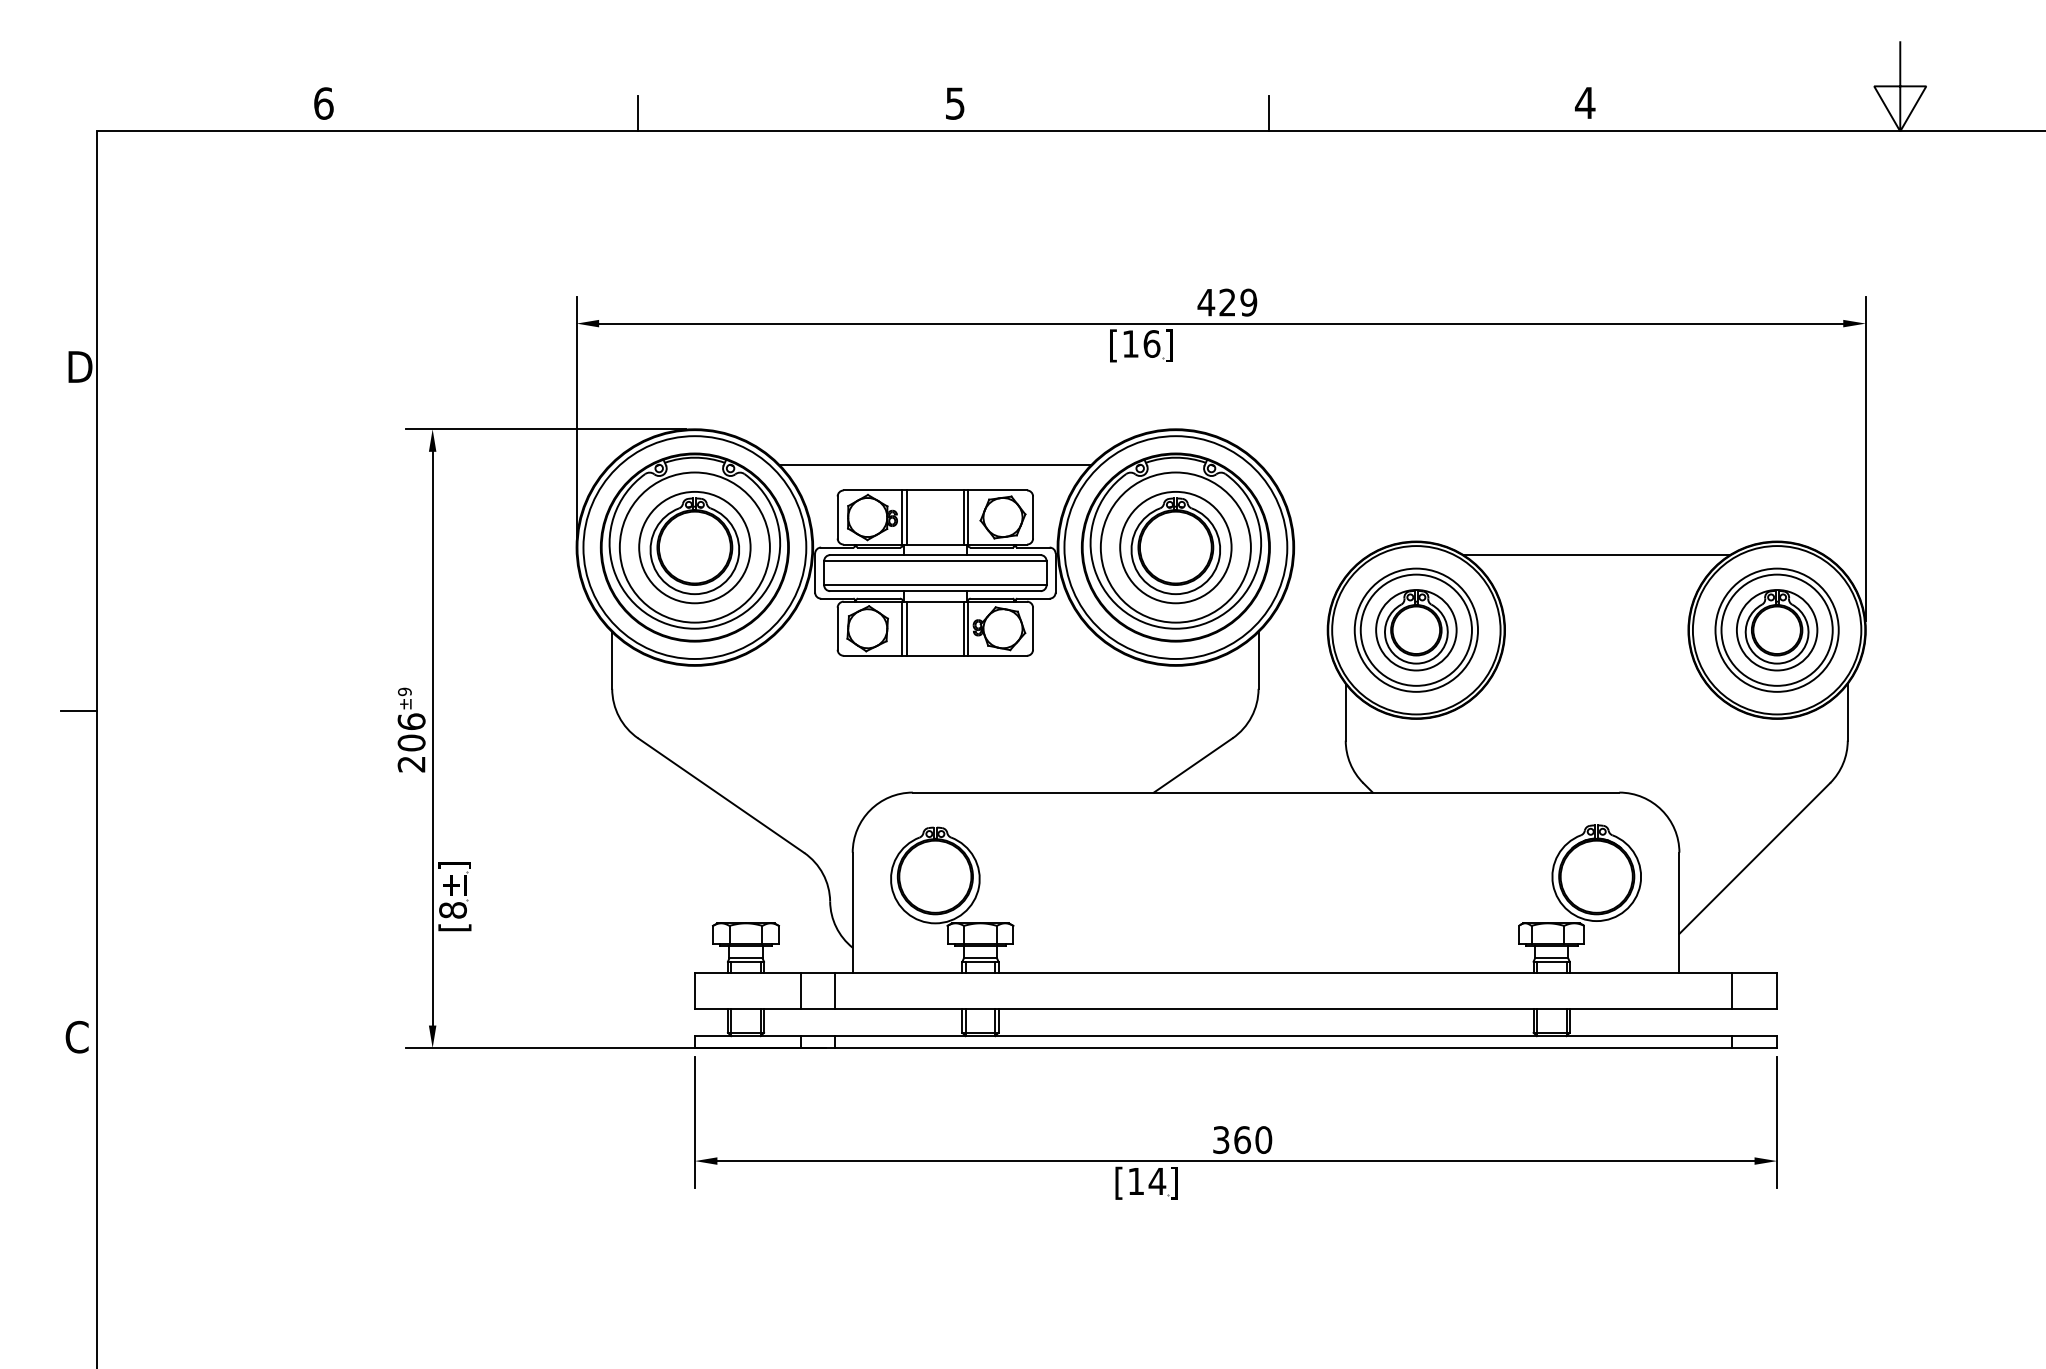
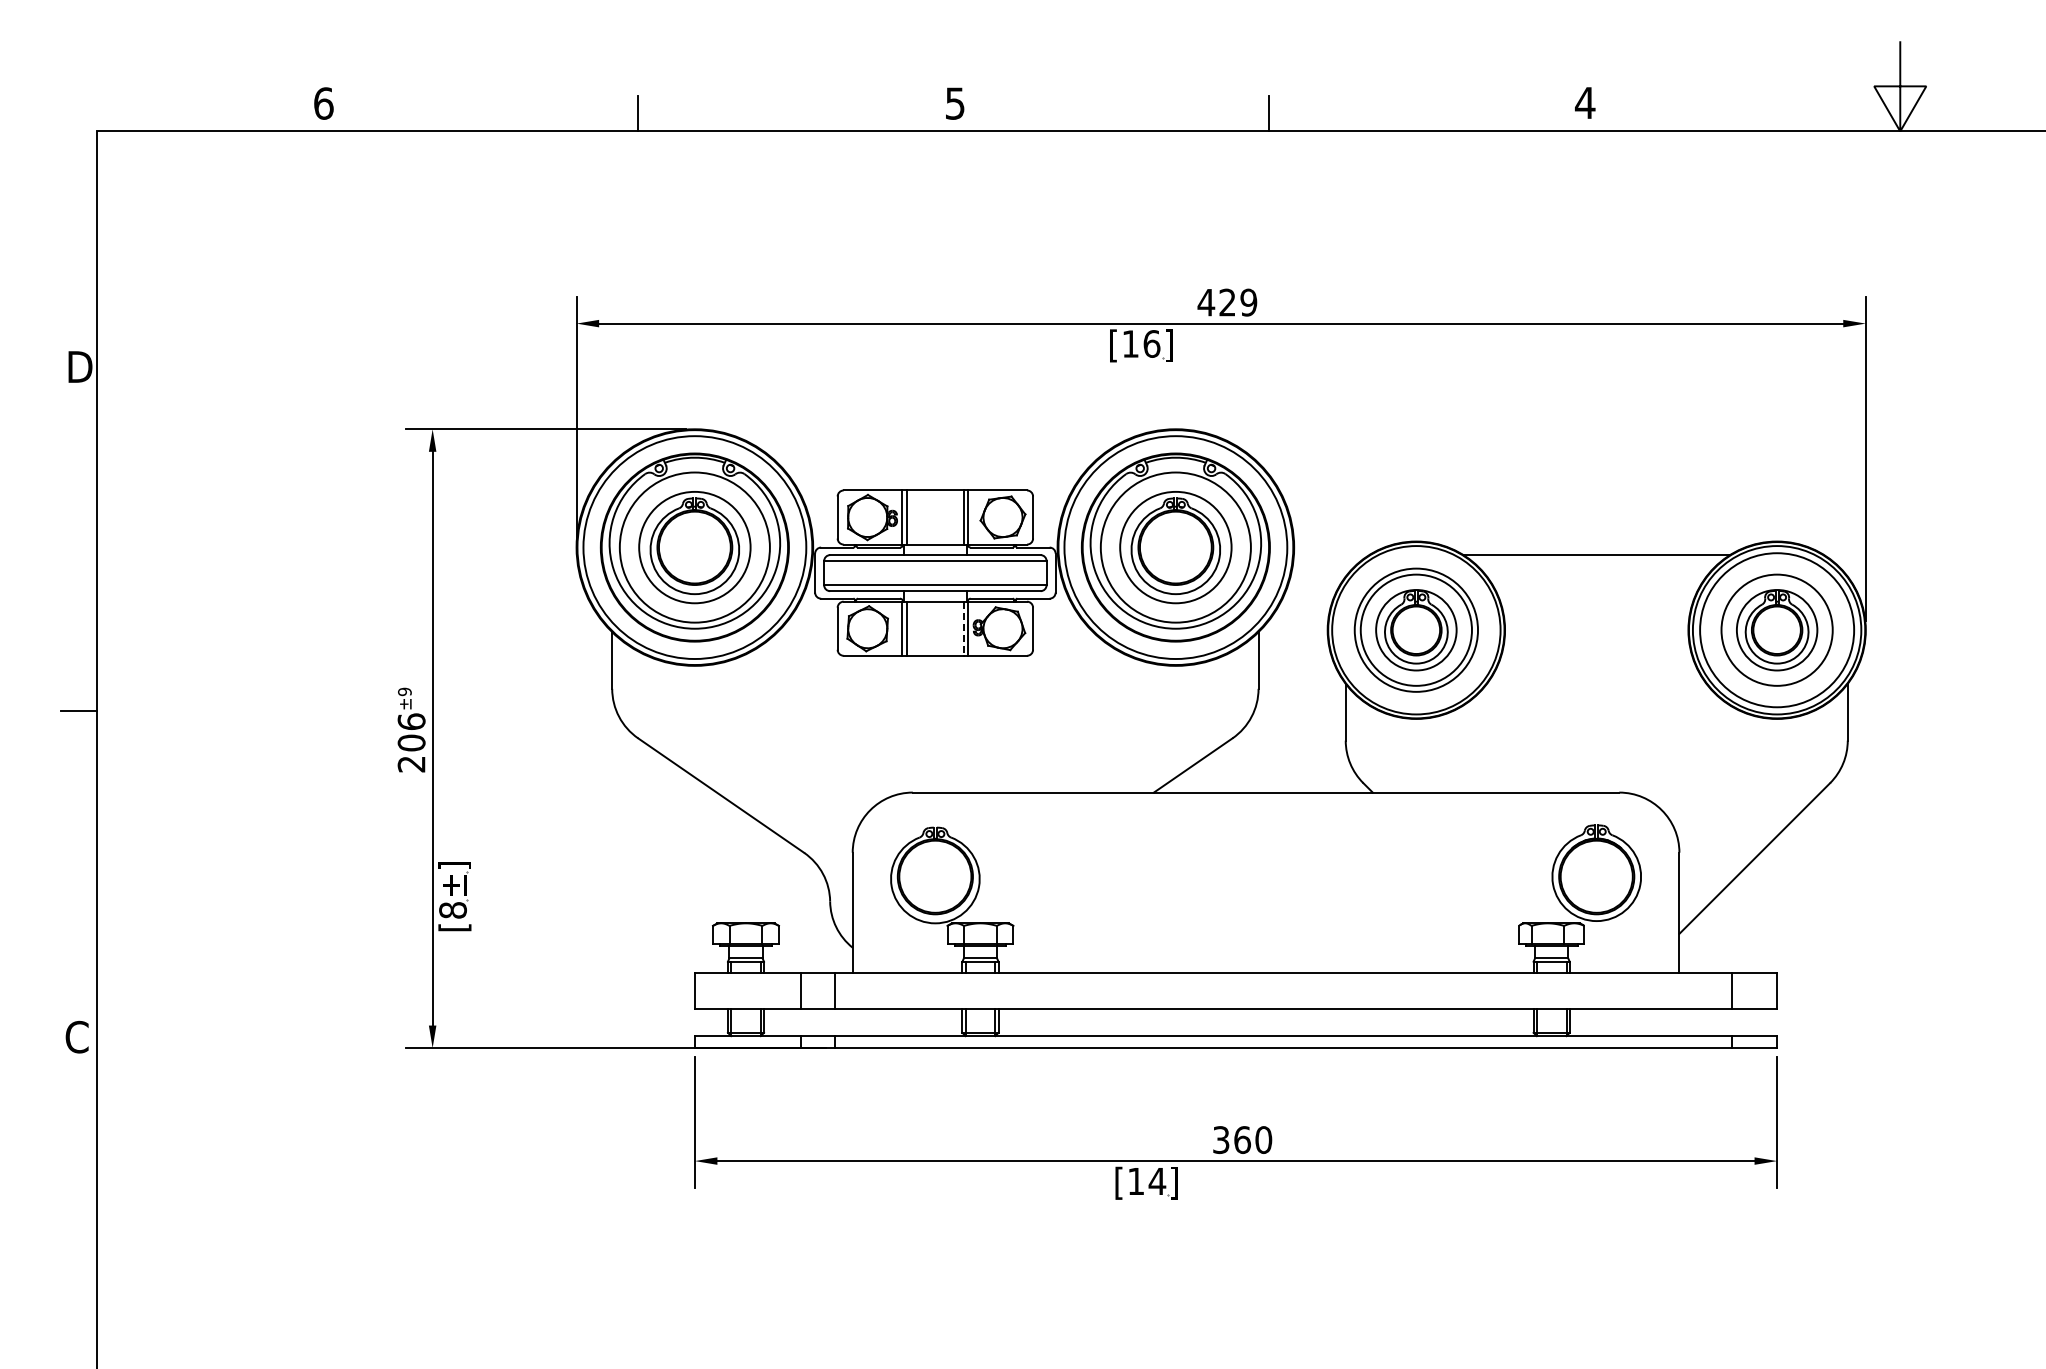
line: present -> none (935, 464)
line: solid -> dashed (963, 629)
circle diameter: 123 px -> 154 px (1777, 630)
